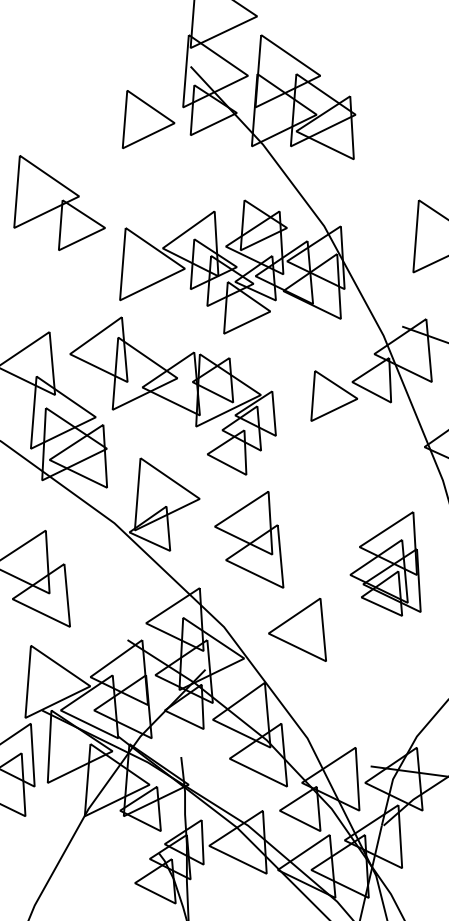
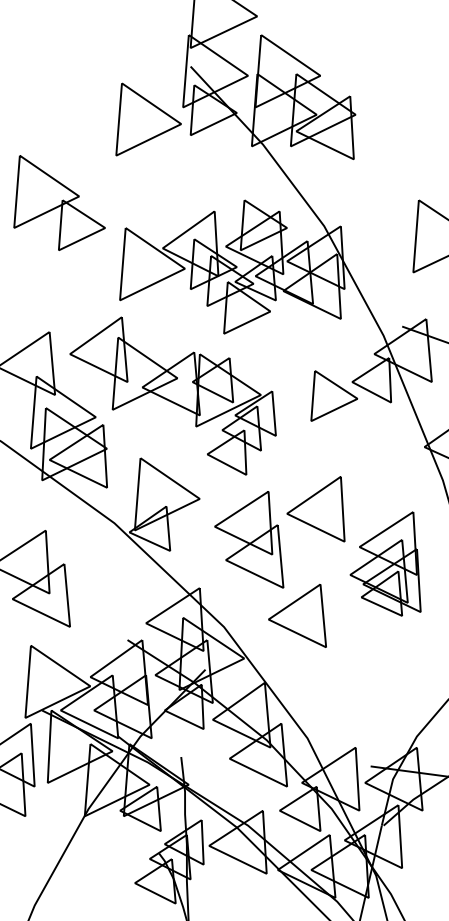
part size: 55x60 px -> 67x75 px (148, 119)
part: none -> present (315, 509)
part position: (297, 629) -> (297, 615) (297, 615)
